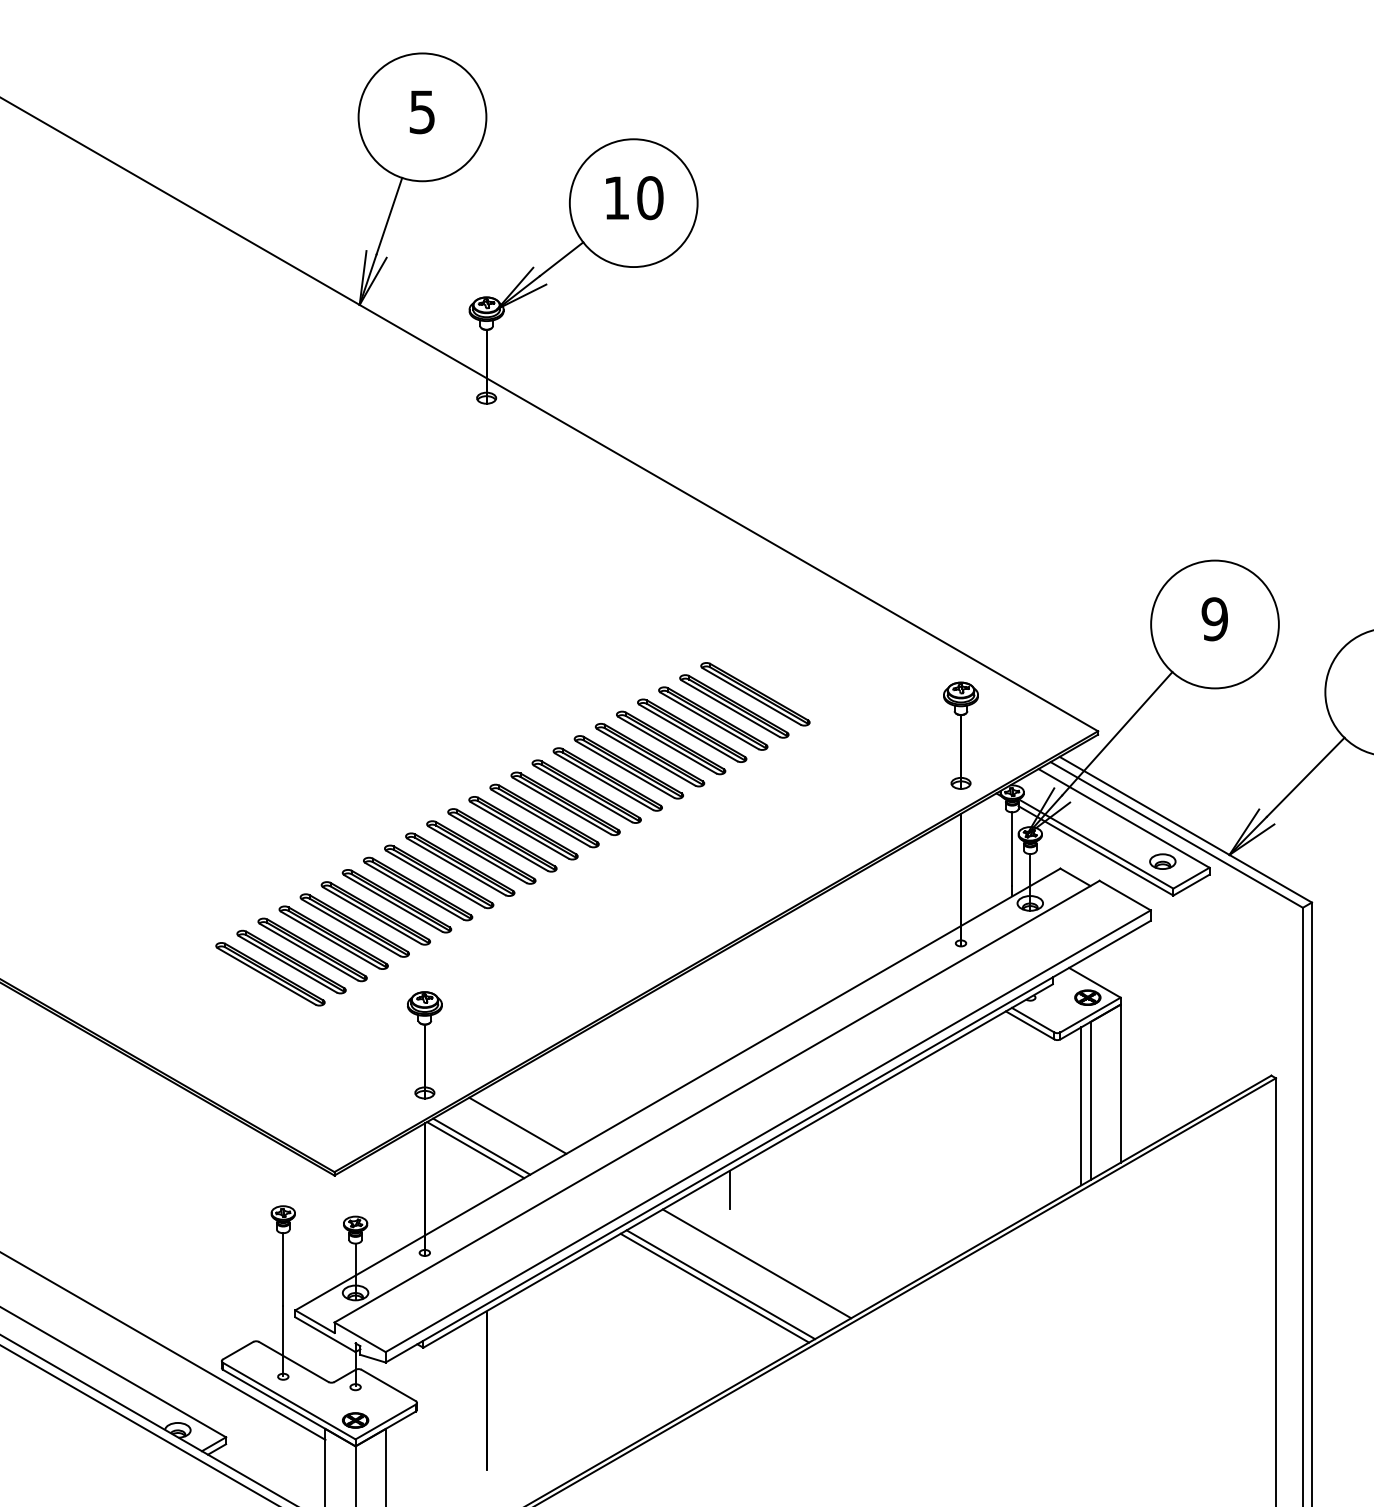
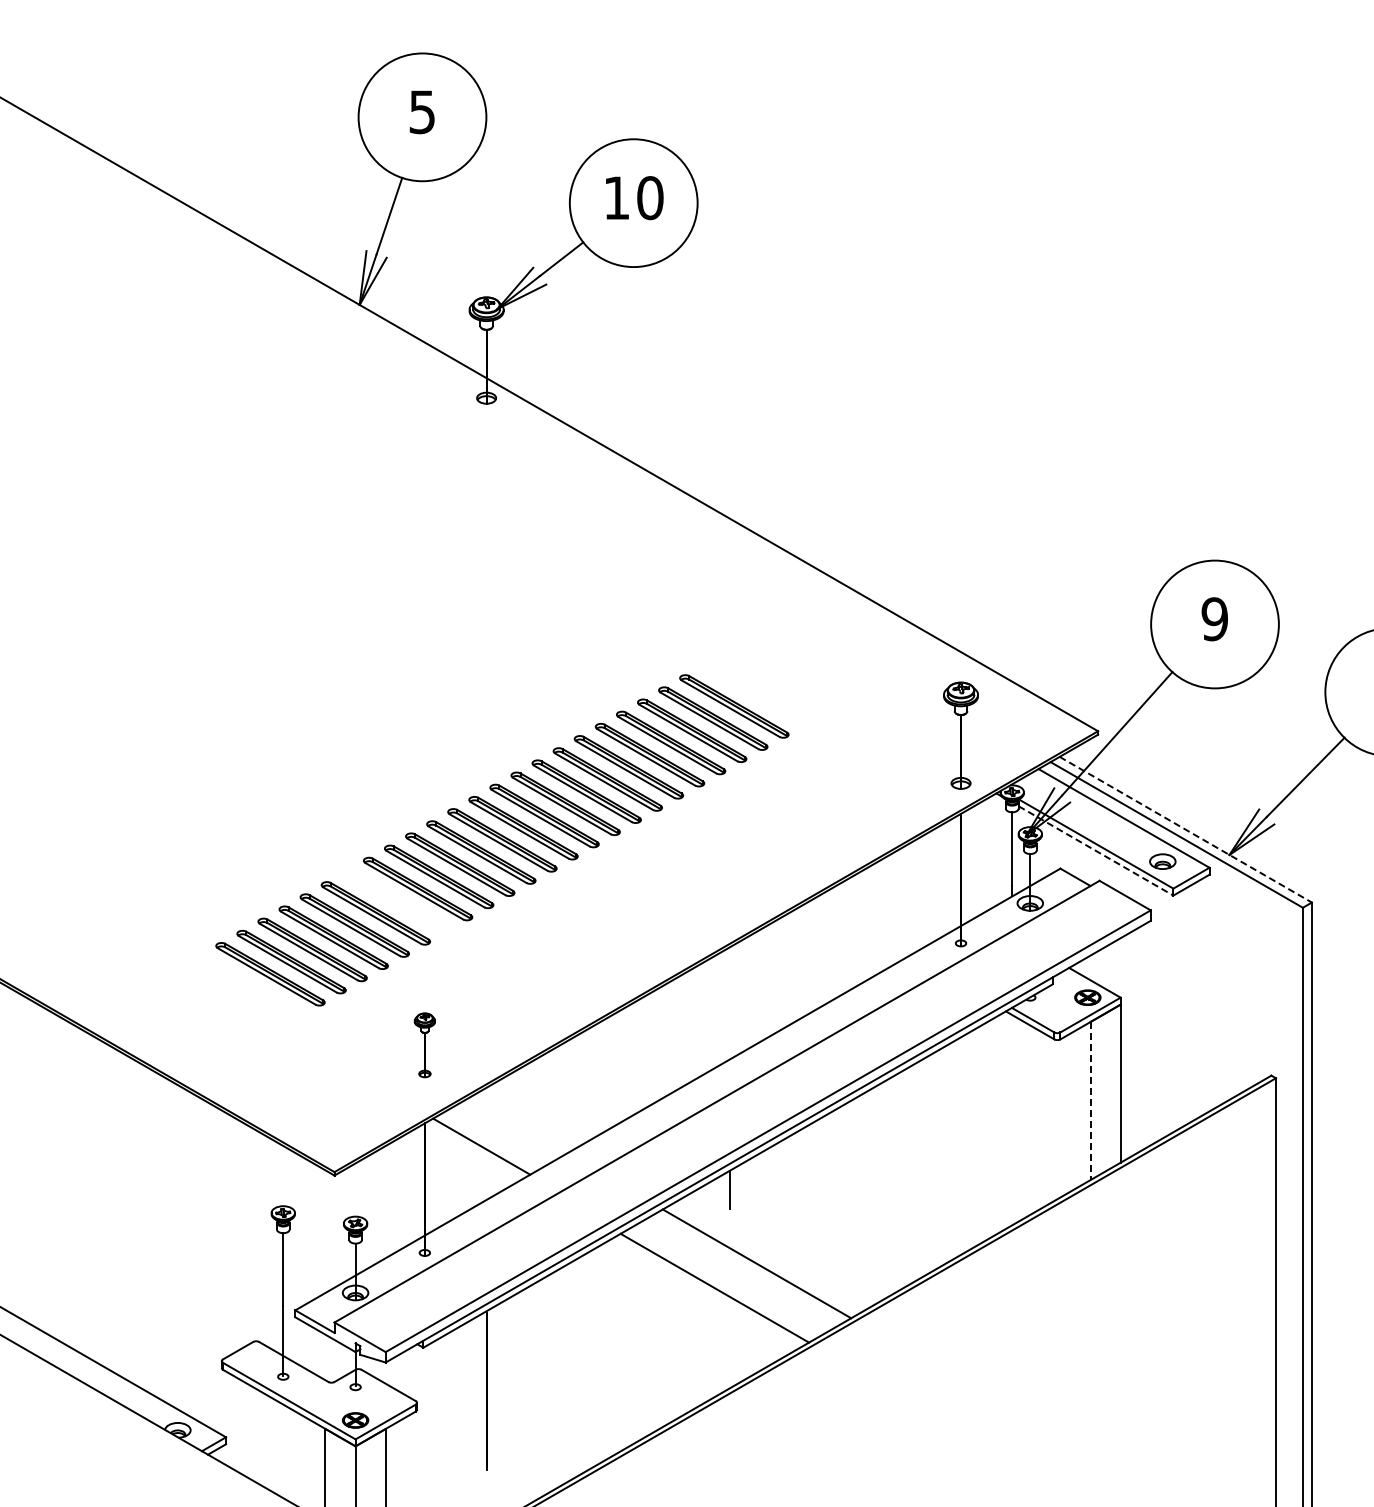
part: present -> none (755, 694)
line: solid -> dashed (1185, 829)
line: solid -> dashed (1096, 851)
part: present -> none (396, 901)
part size: 36x109 px -> 23x67 px (424, 1045)
line: solid -> dashed (1090, 1101)
line: present -> none (1081, 1106)
line: present -> none (517, 1125)
line: present -> none (475, 1150)
line: present -> none (720, 1284)
line: present -> none (163, 1346)
line: present -> none (138, 1424)
